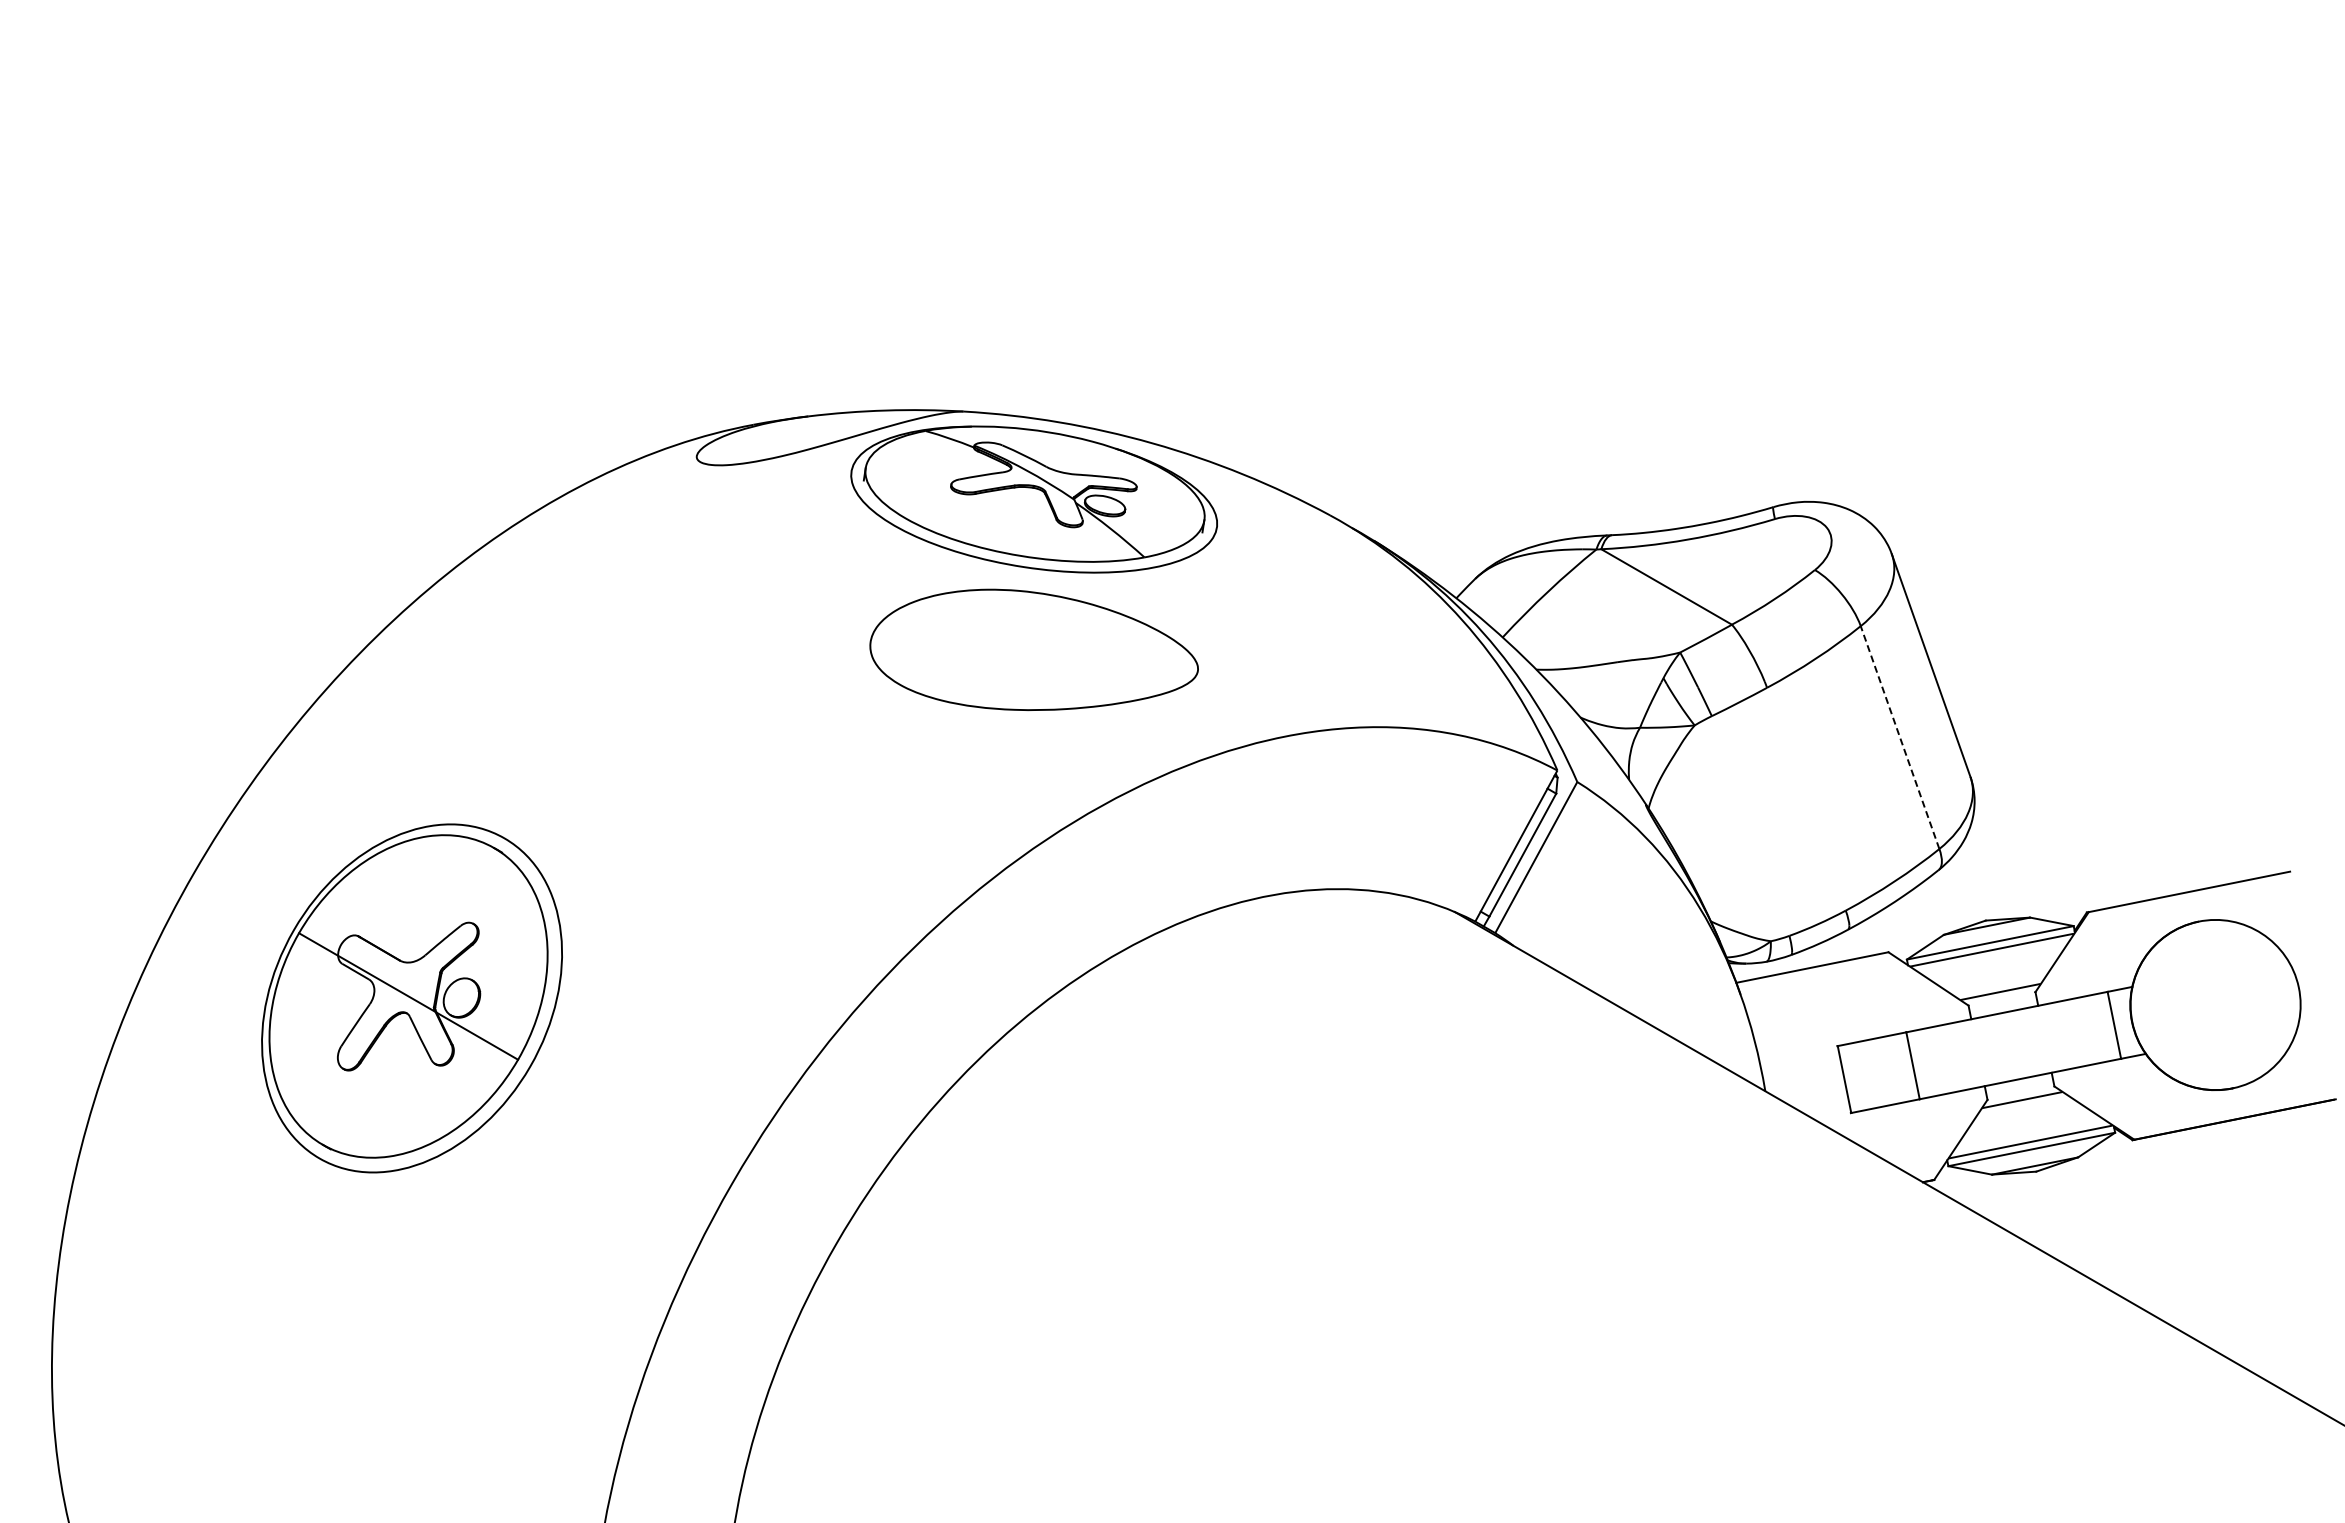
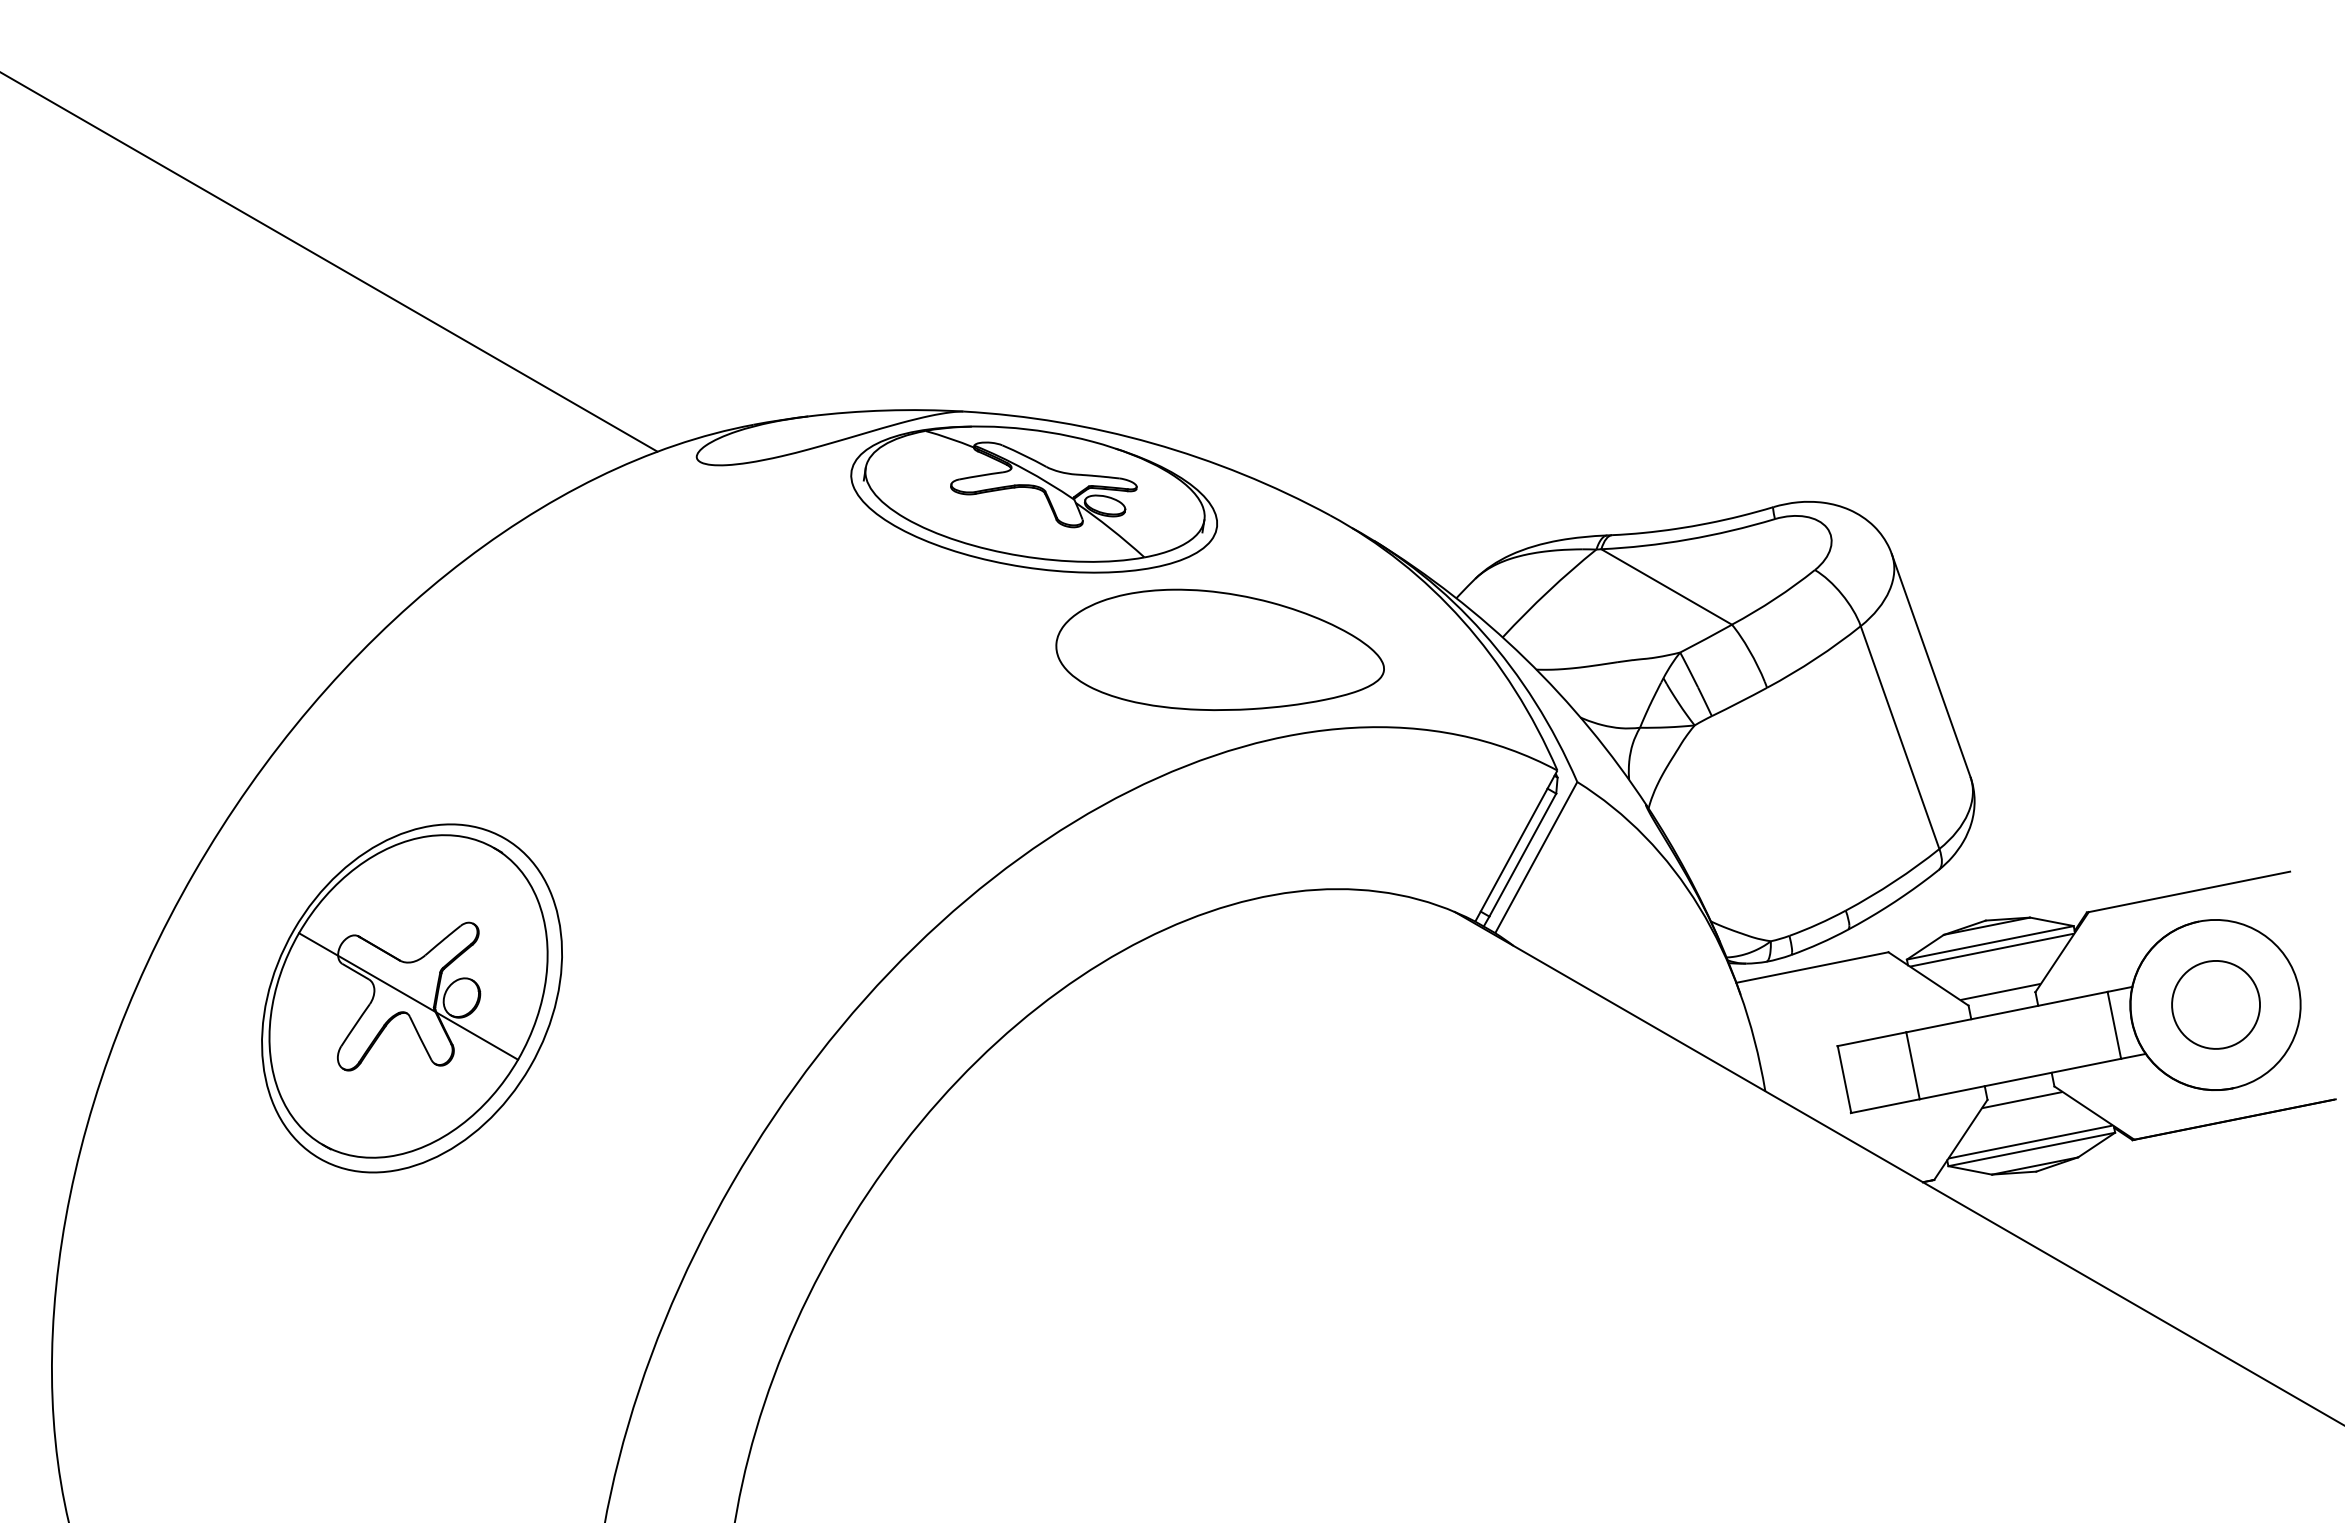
line: none -> present (329, 262)
part position: (1033, 649) -> (1219, 649) (1219, 649)
line: dashed -> solid (1899, 737)
part: none -> present (2215, 1004)
